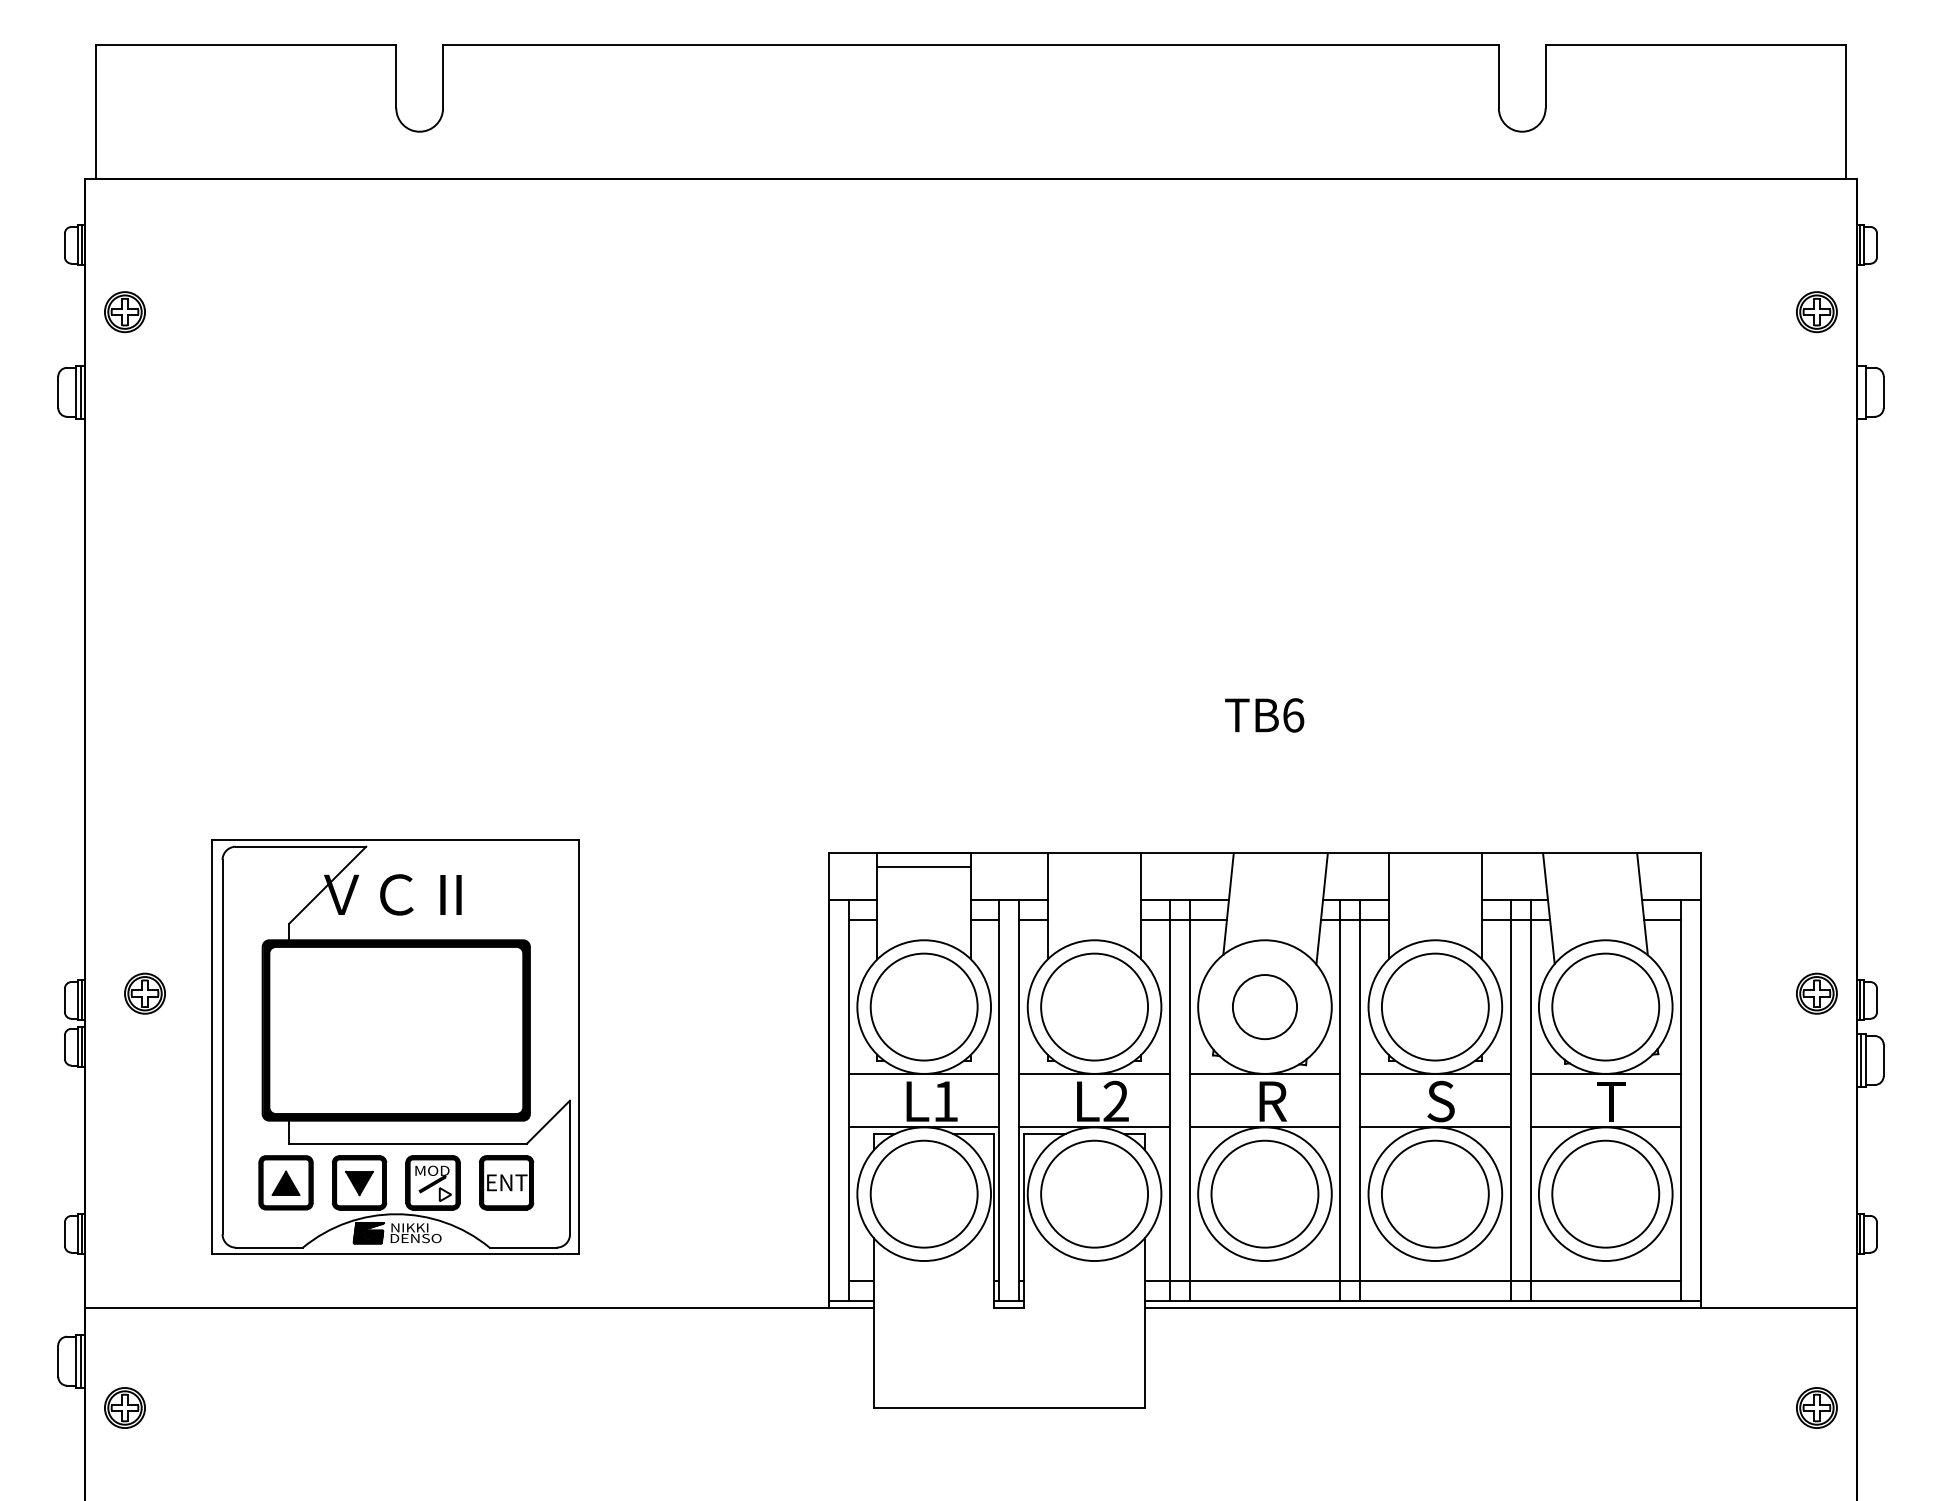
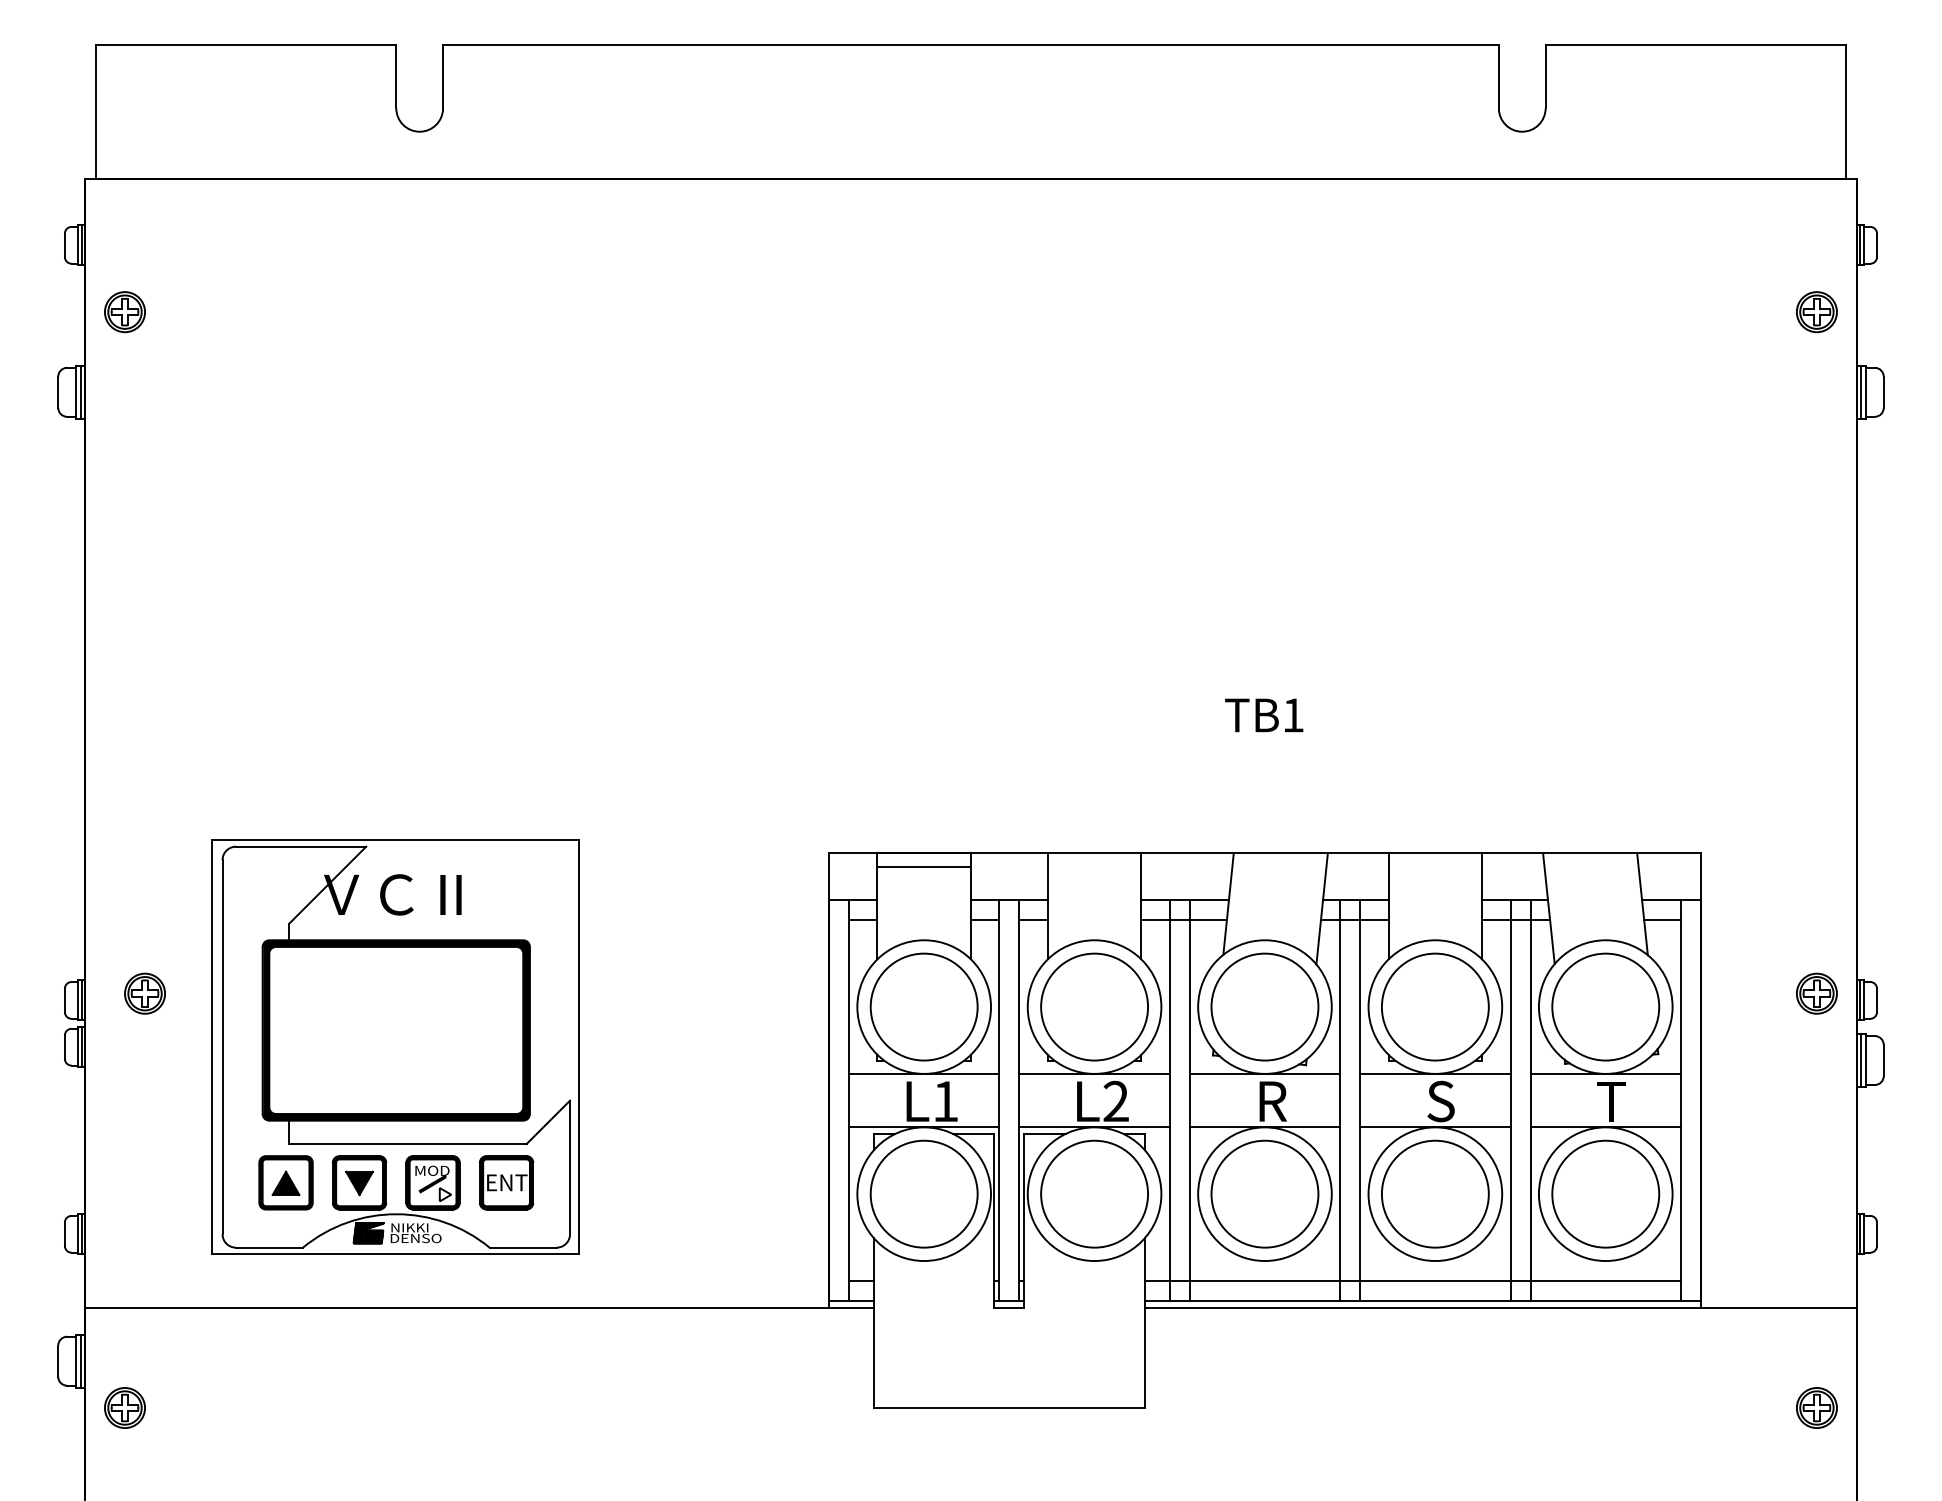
line: none -> present (1861, 392)
text: TB6 -> TB1 (1293, 715)
circle diameter: 64 px -> 107 px (1264, 1006)
